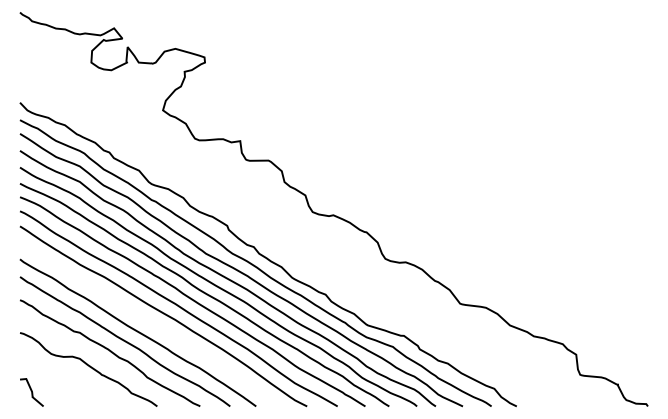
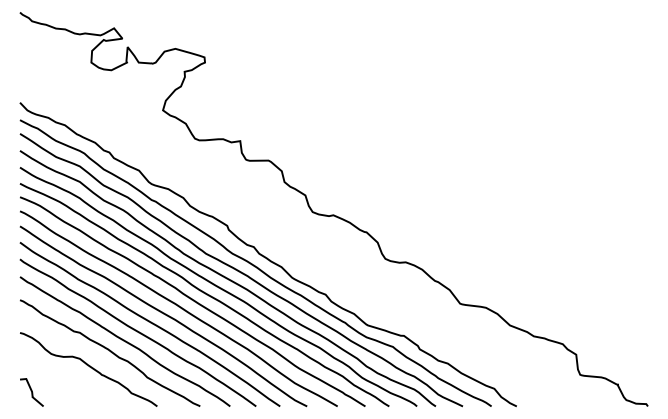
curve: none -> present (150, 323)
